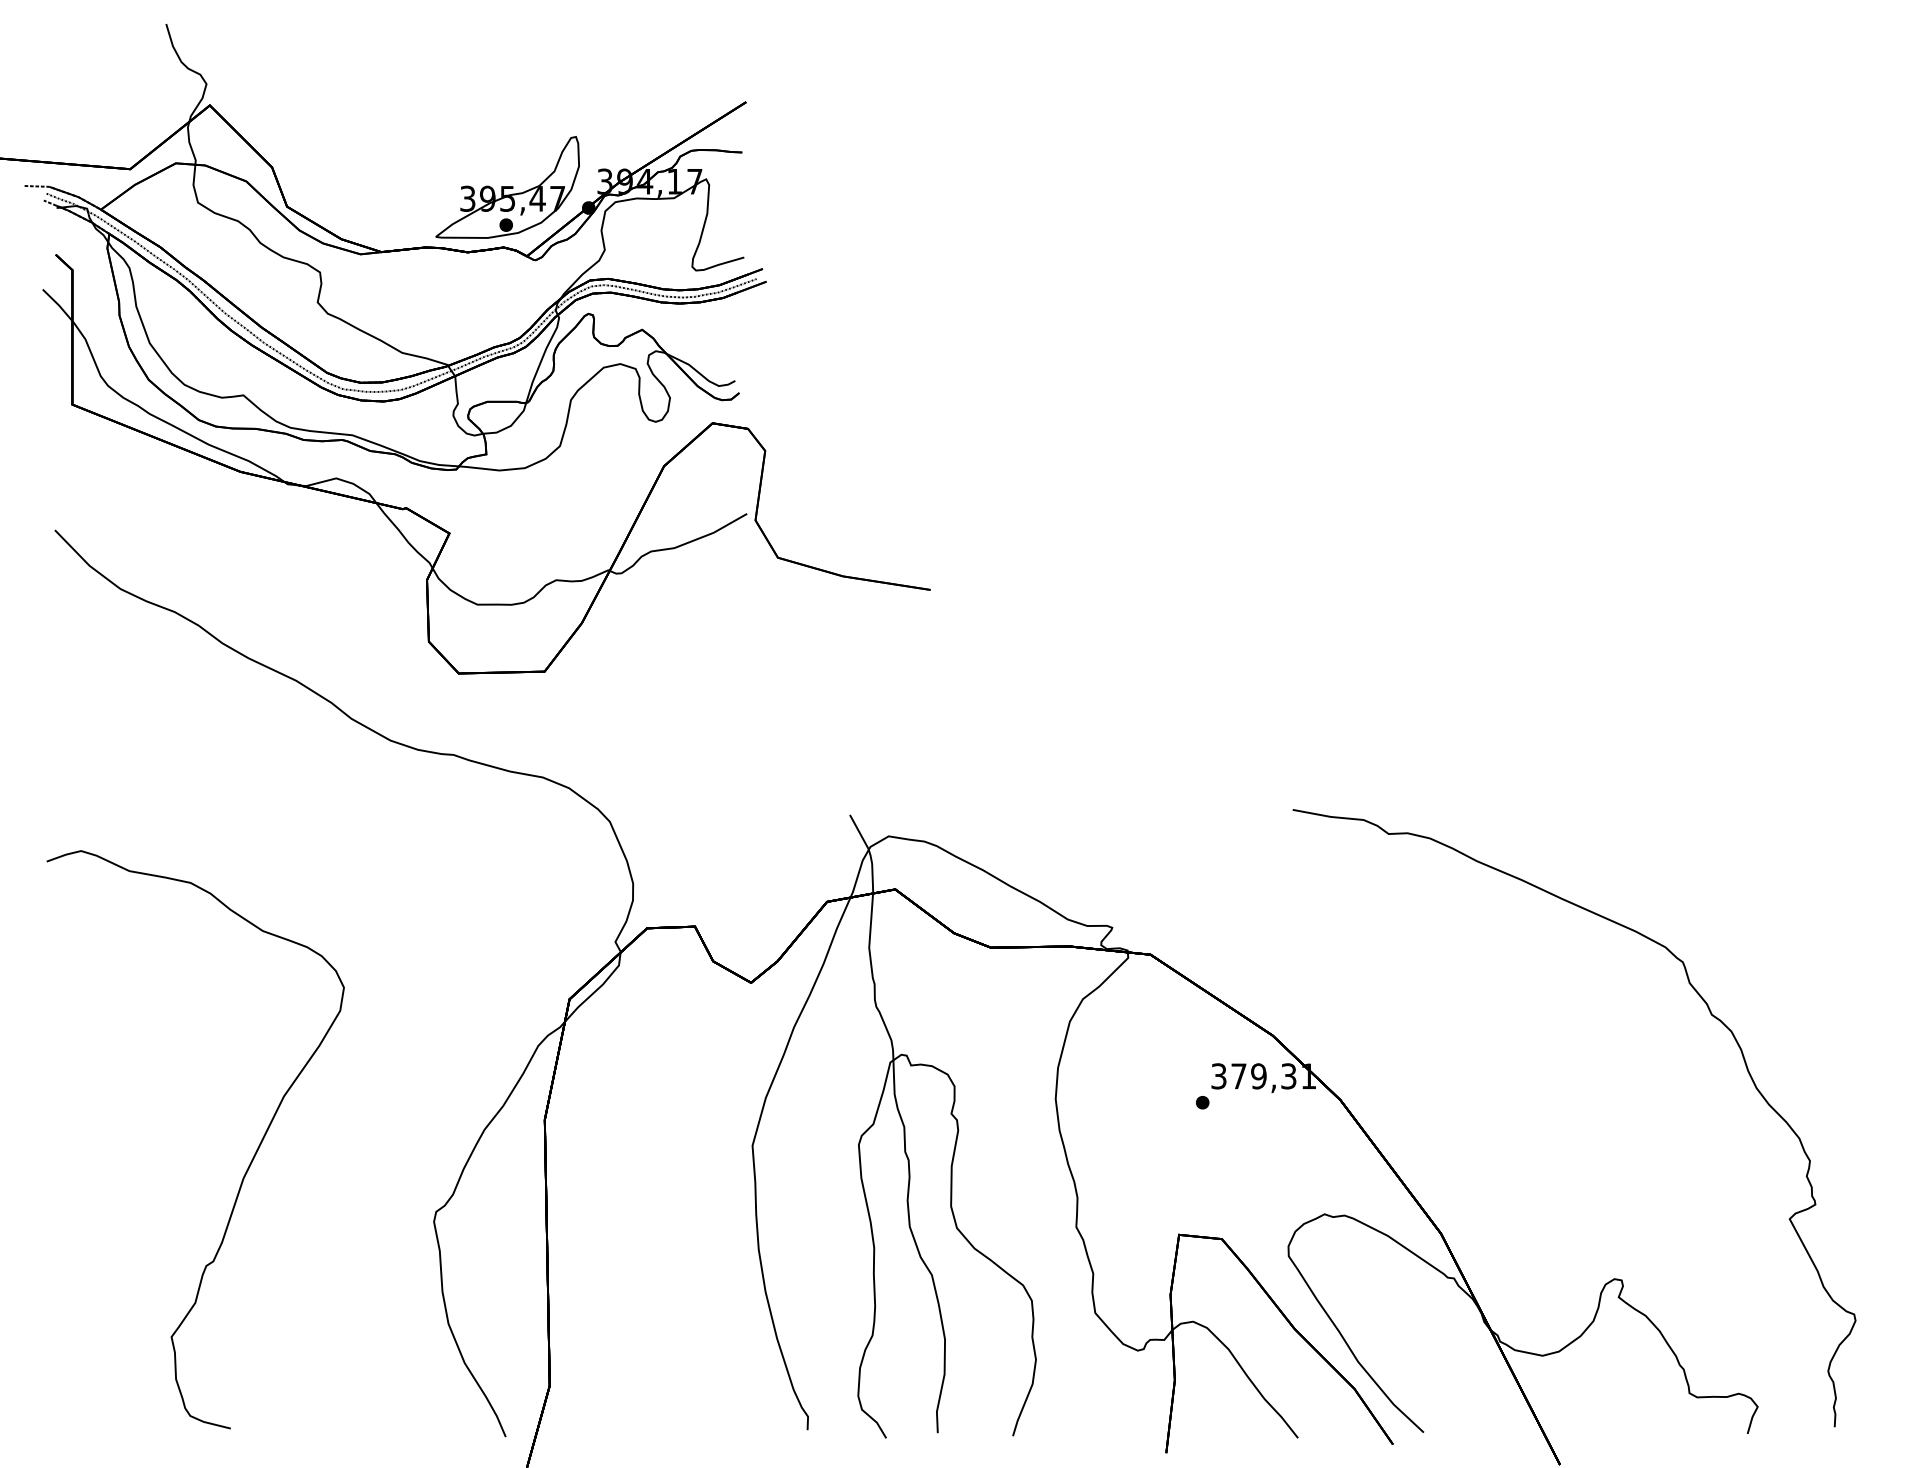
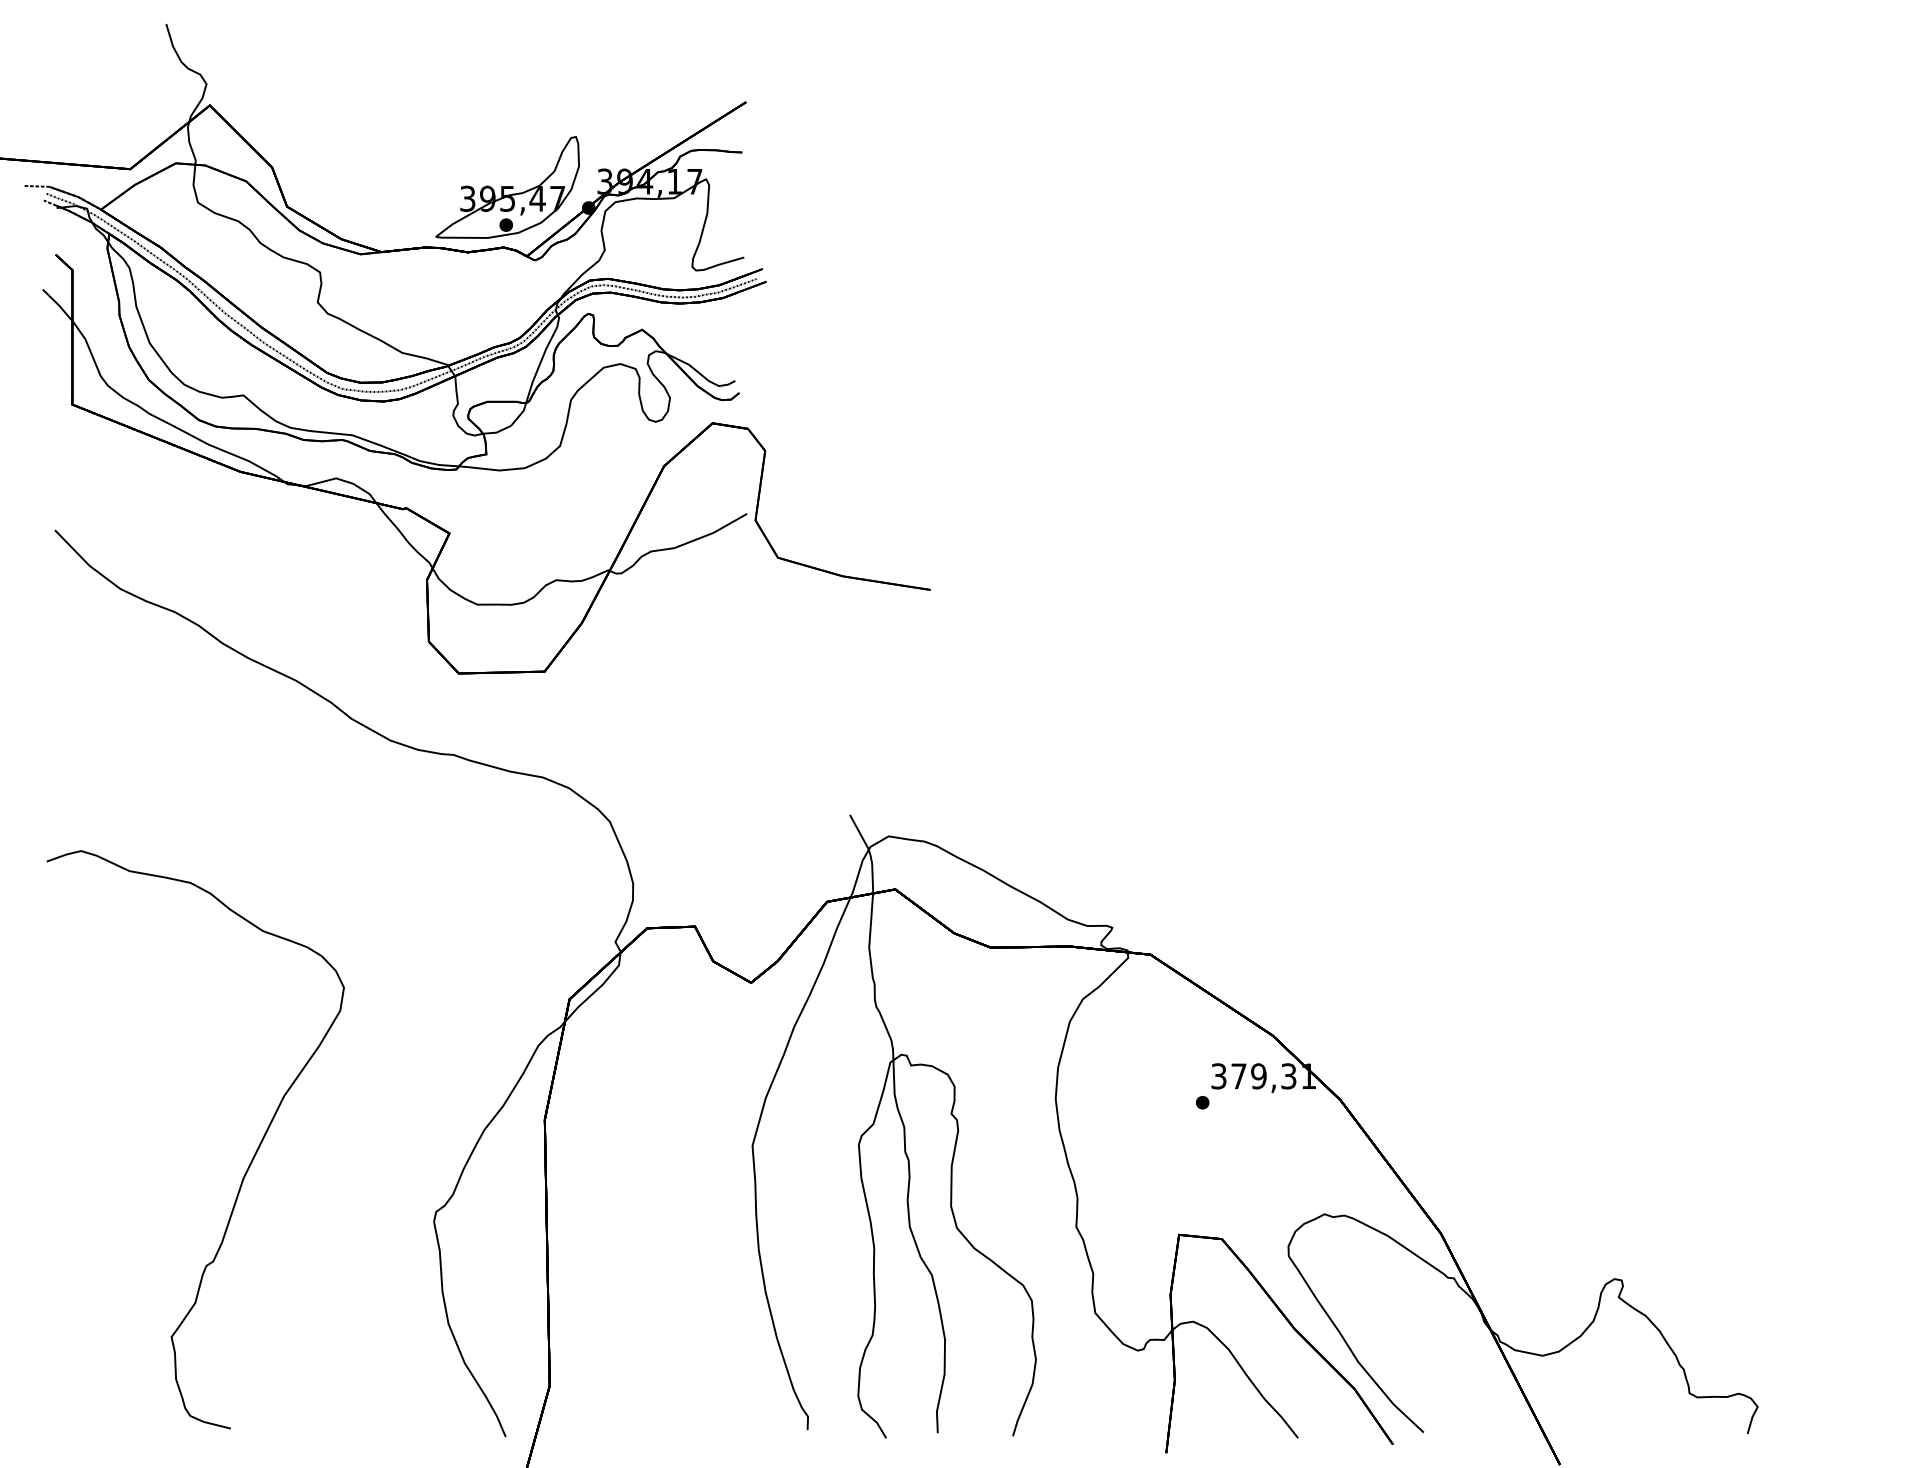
curve: present -> none (1710, 1014)
